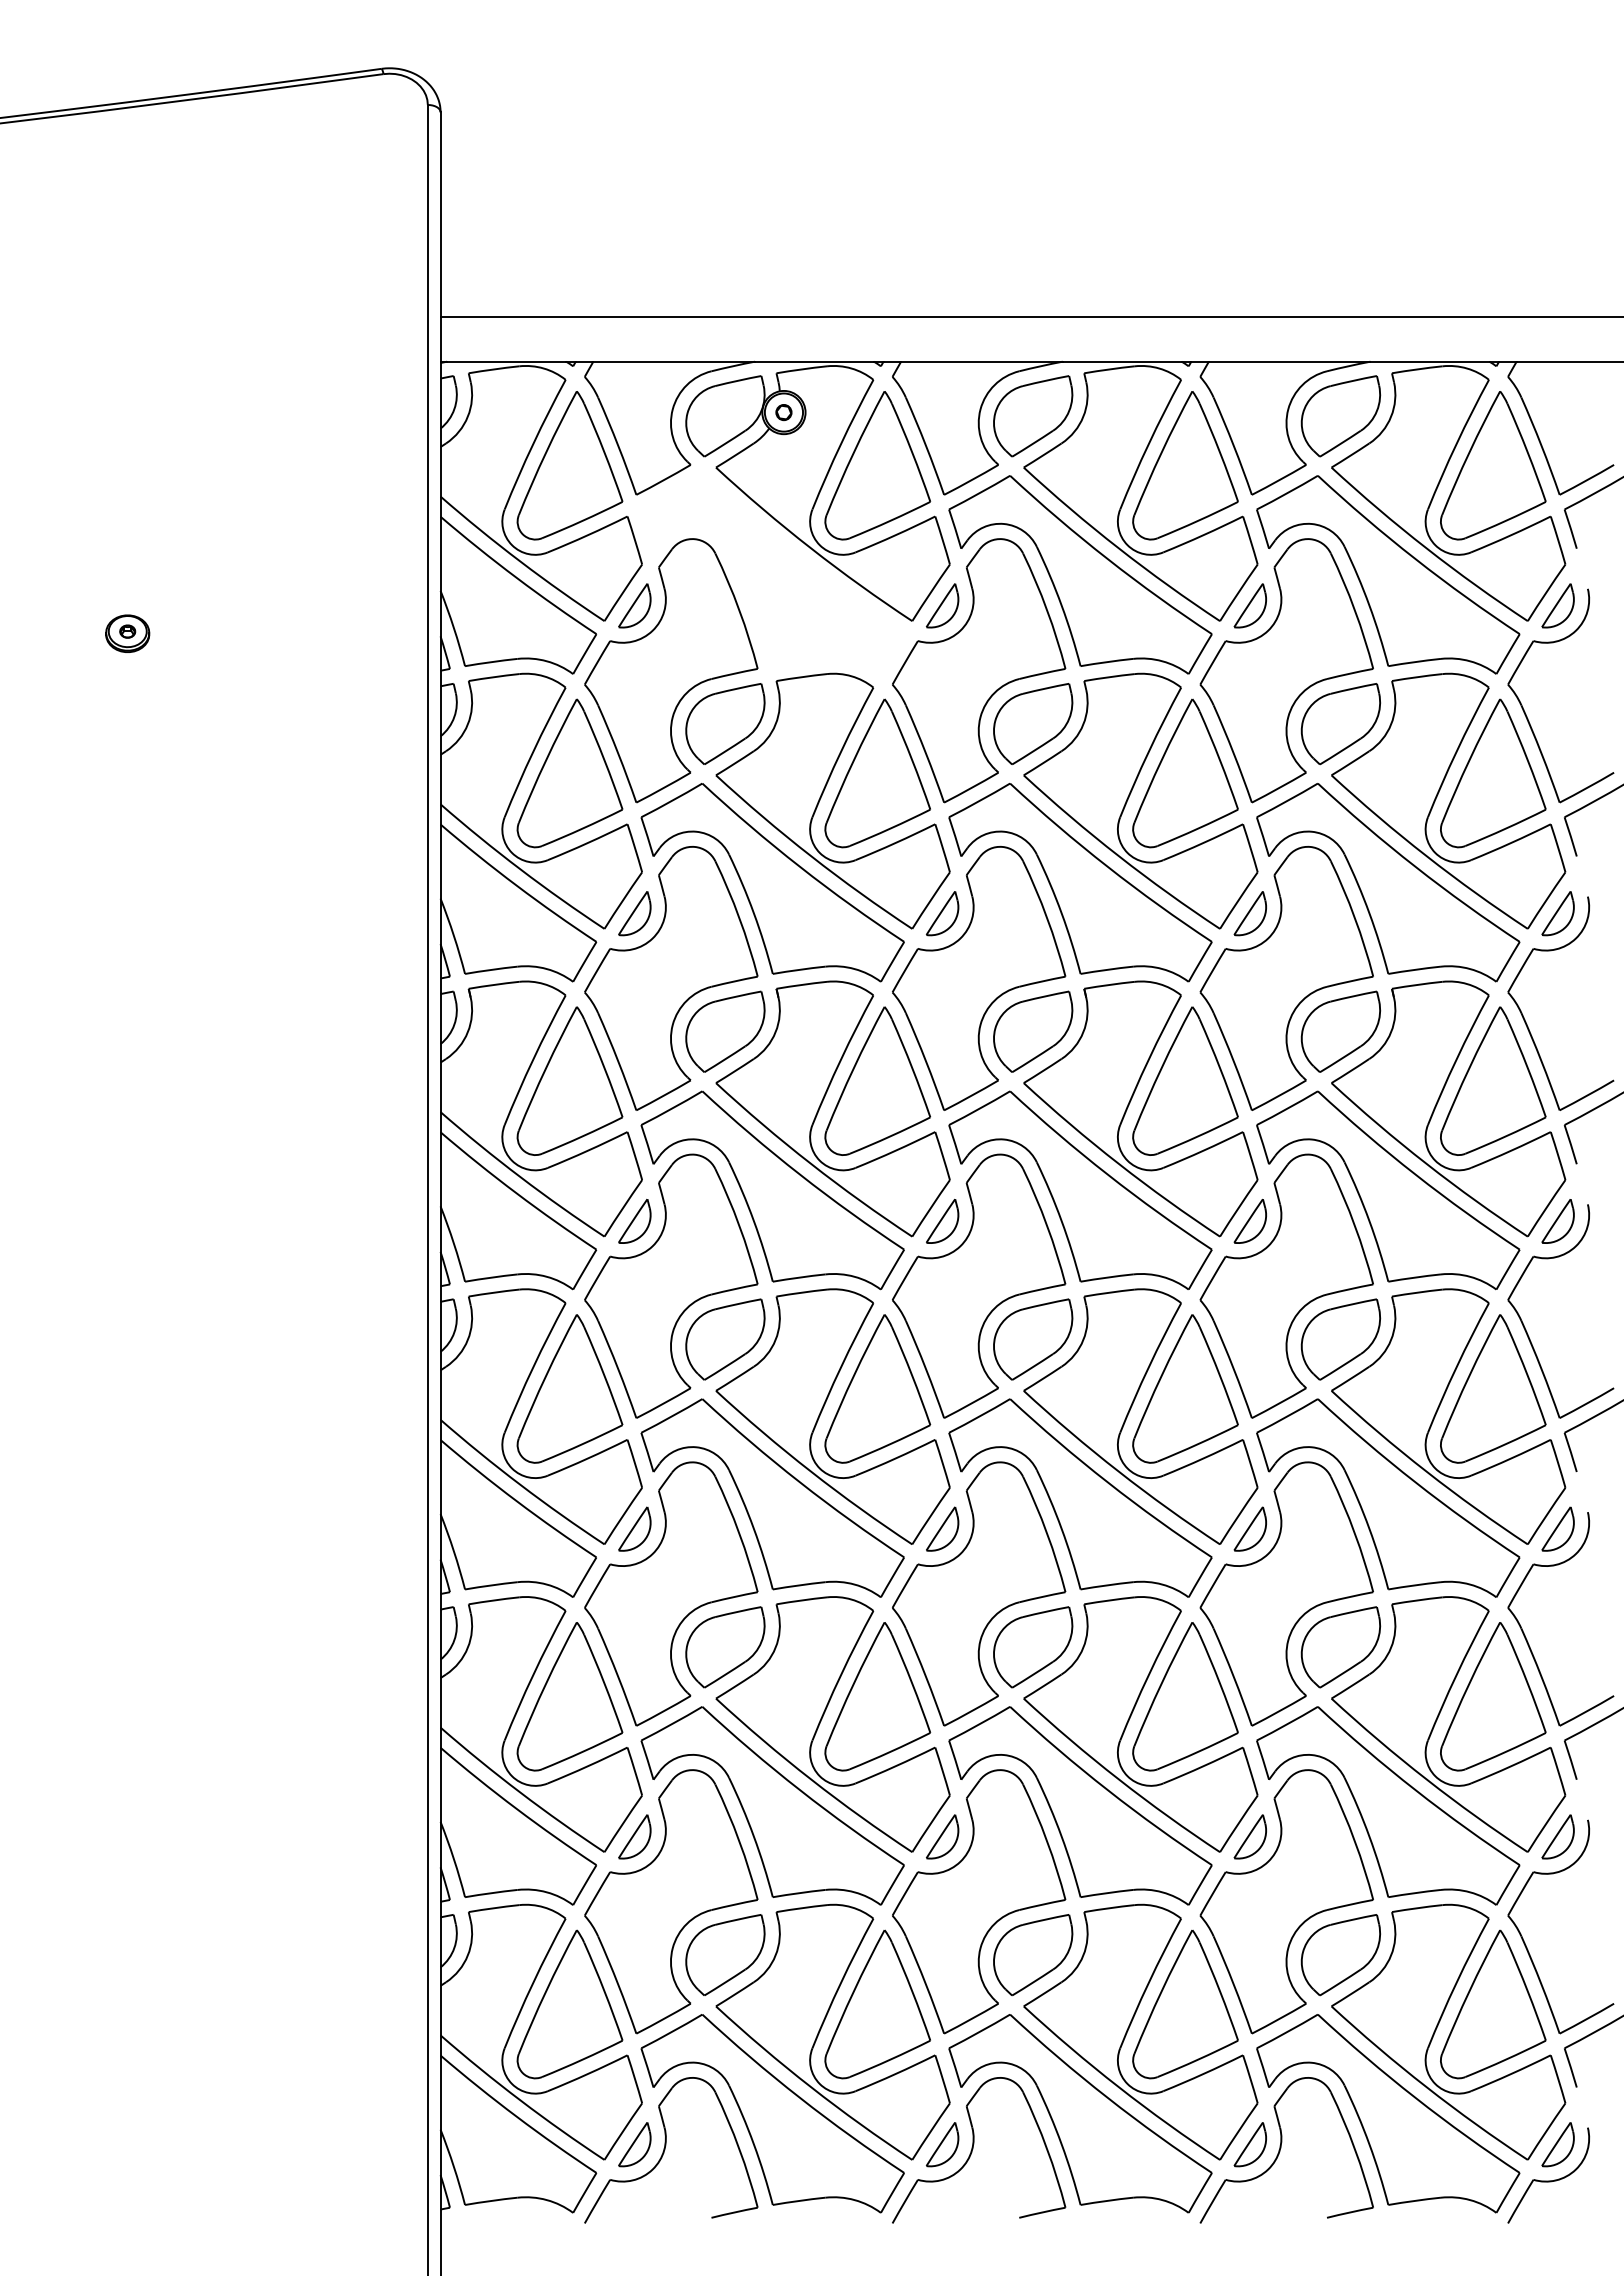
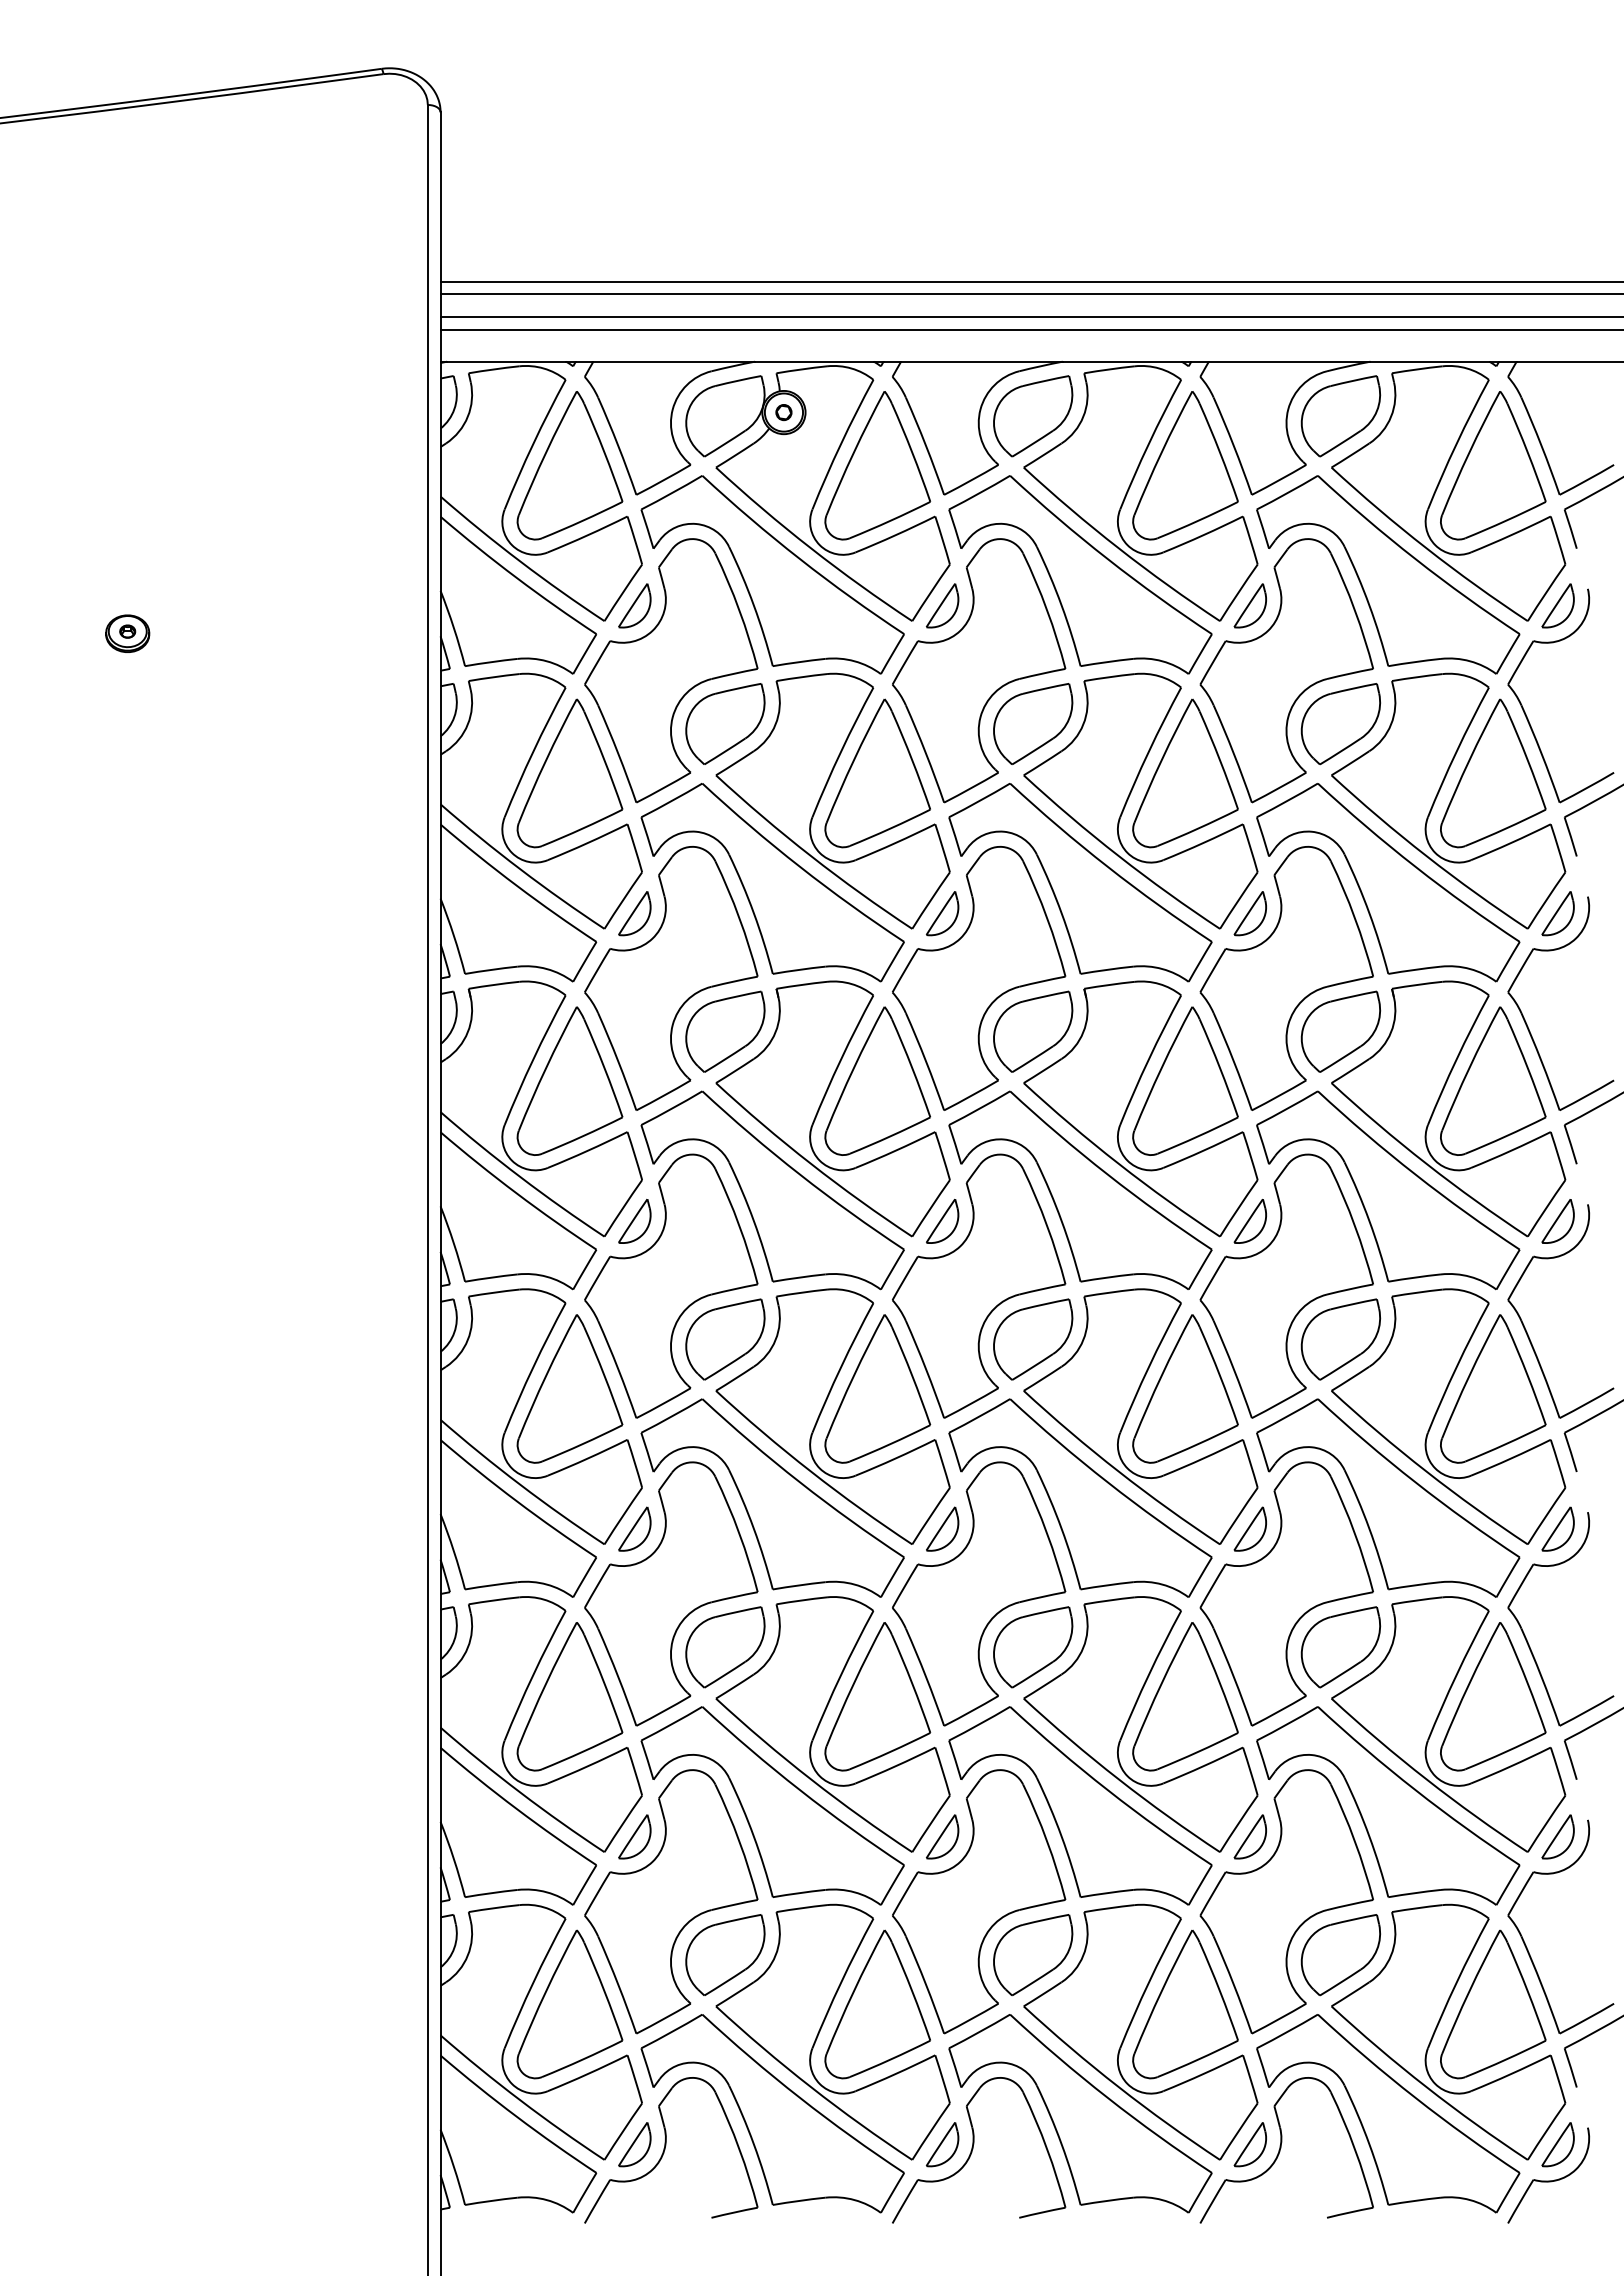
line: none -> present (1030, 281)
line: none -> present (1030, 294)
line: none -> present (1030, 329)
part: none -> present (772, 574)
